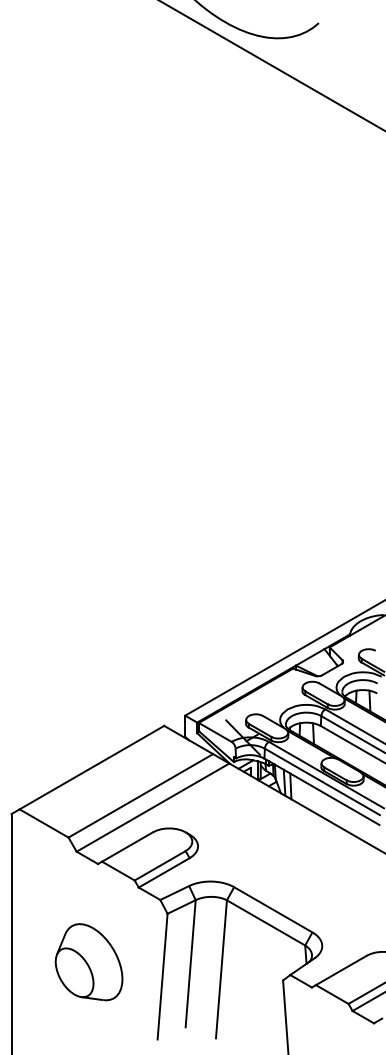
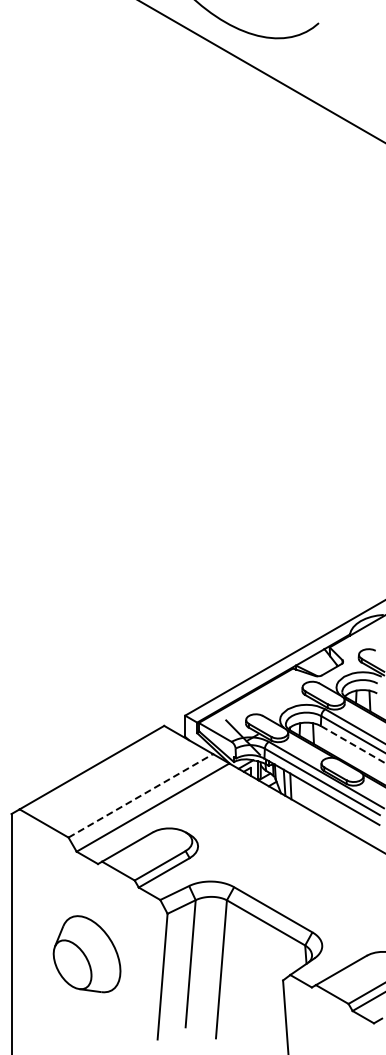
line position: (272, 65) -> (261, 71) (261, 71)
line: solid -> dashed (352, 744)
line: solid -> dashed (141, 795)
part position: (88, 962) -> (86, 954) (86, 954)
